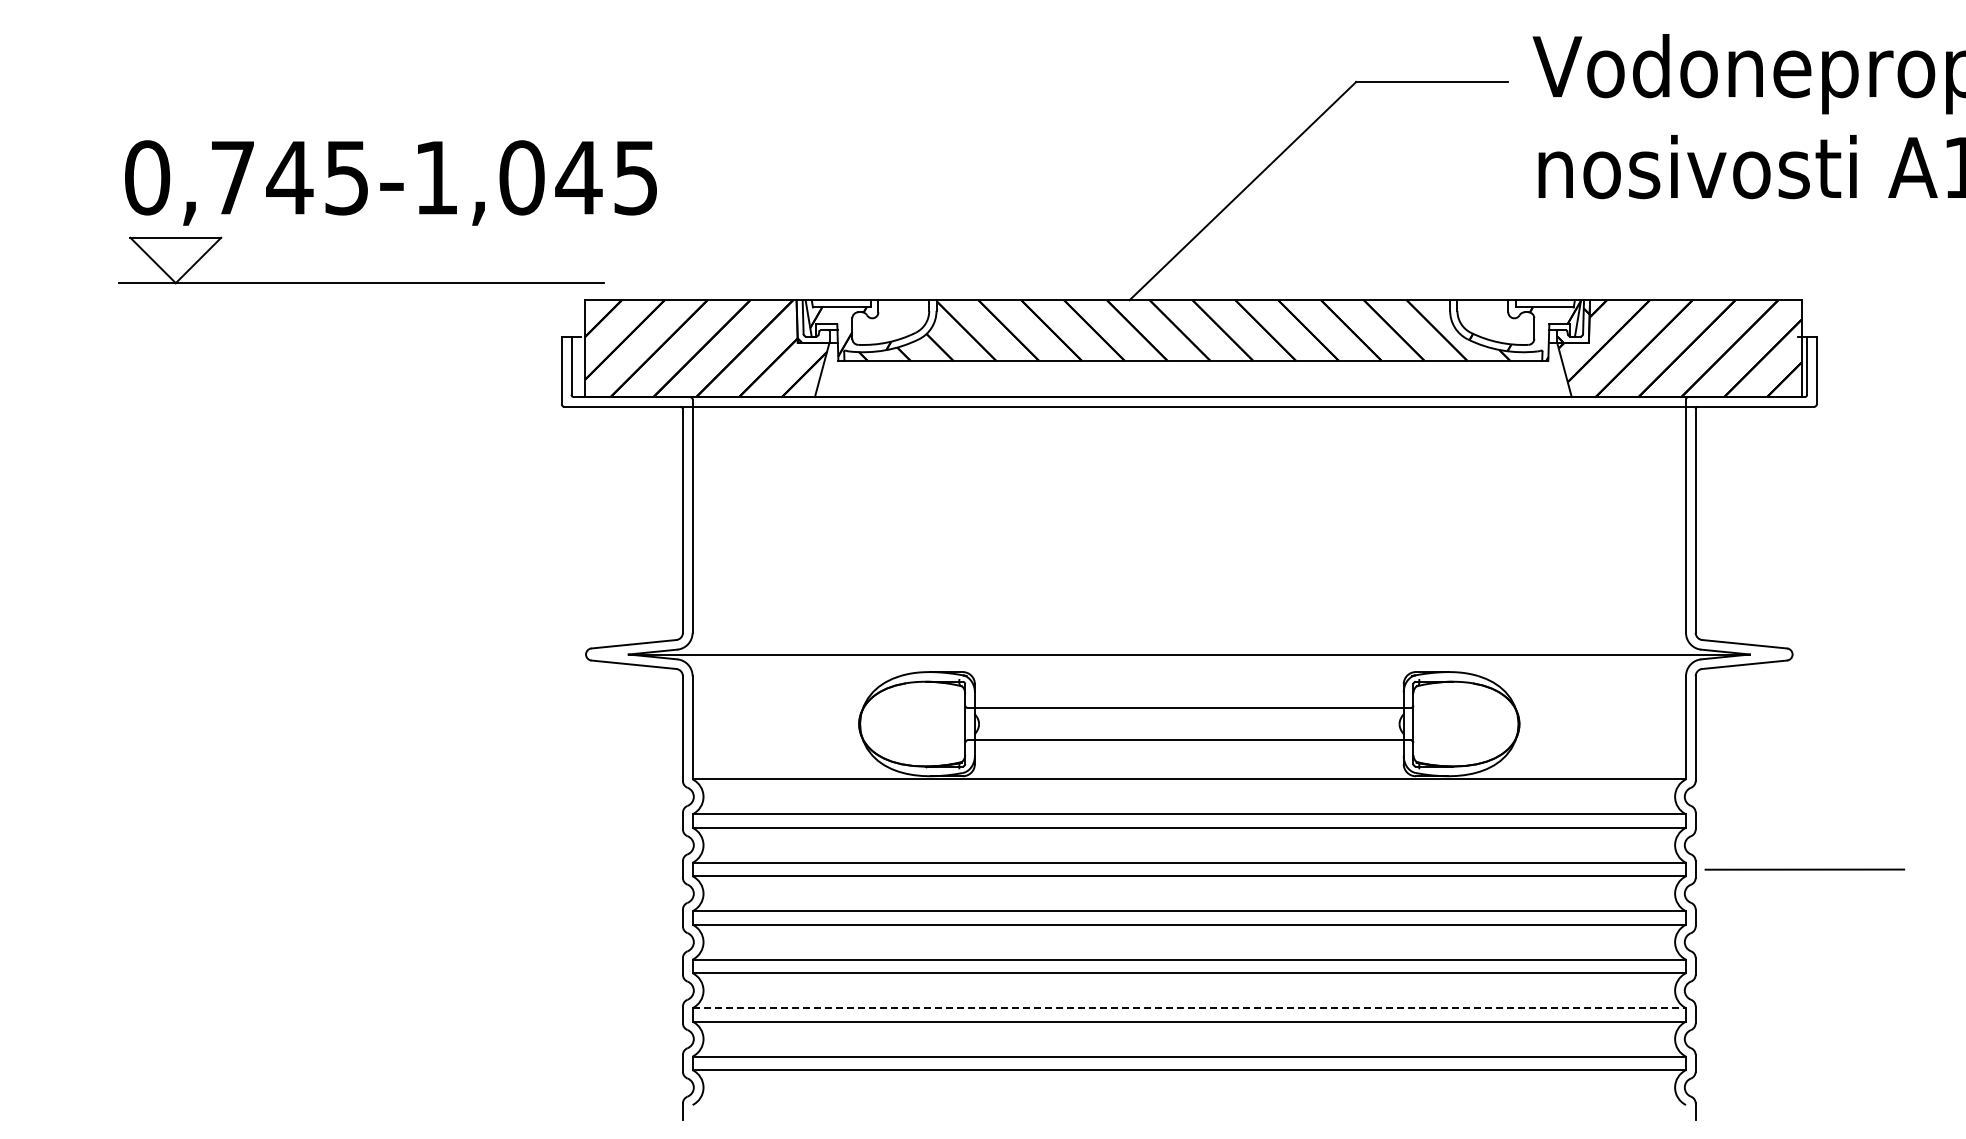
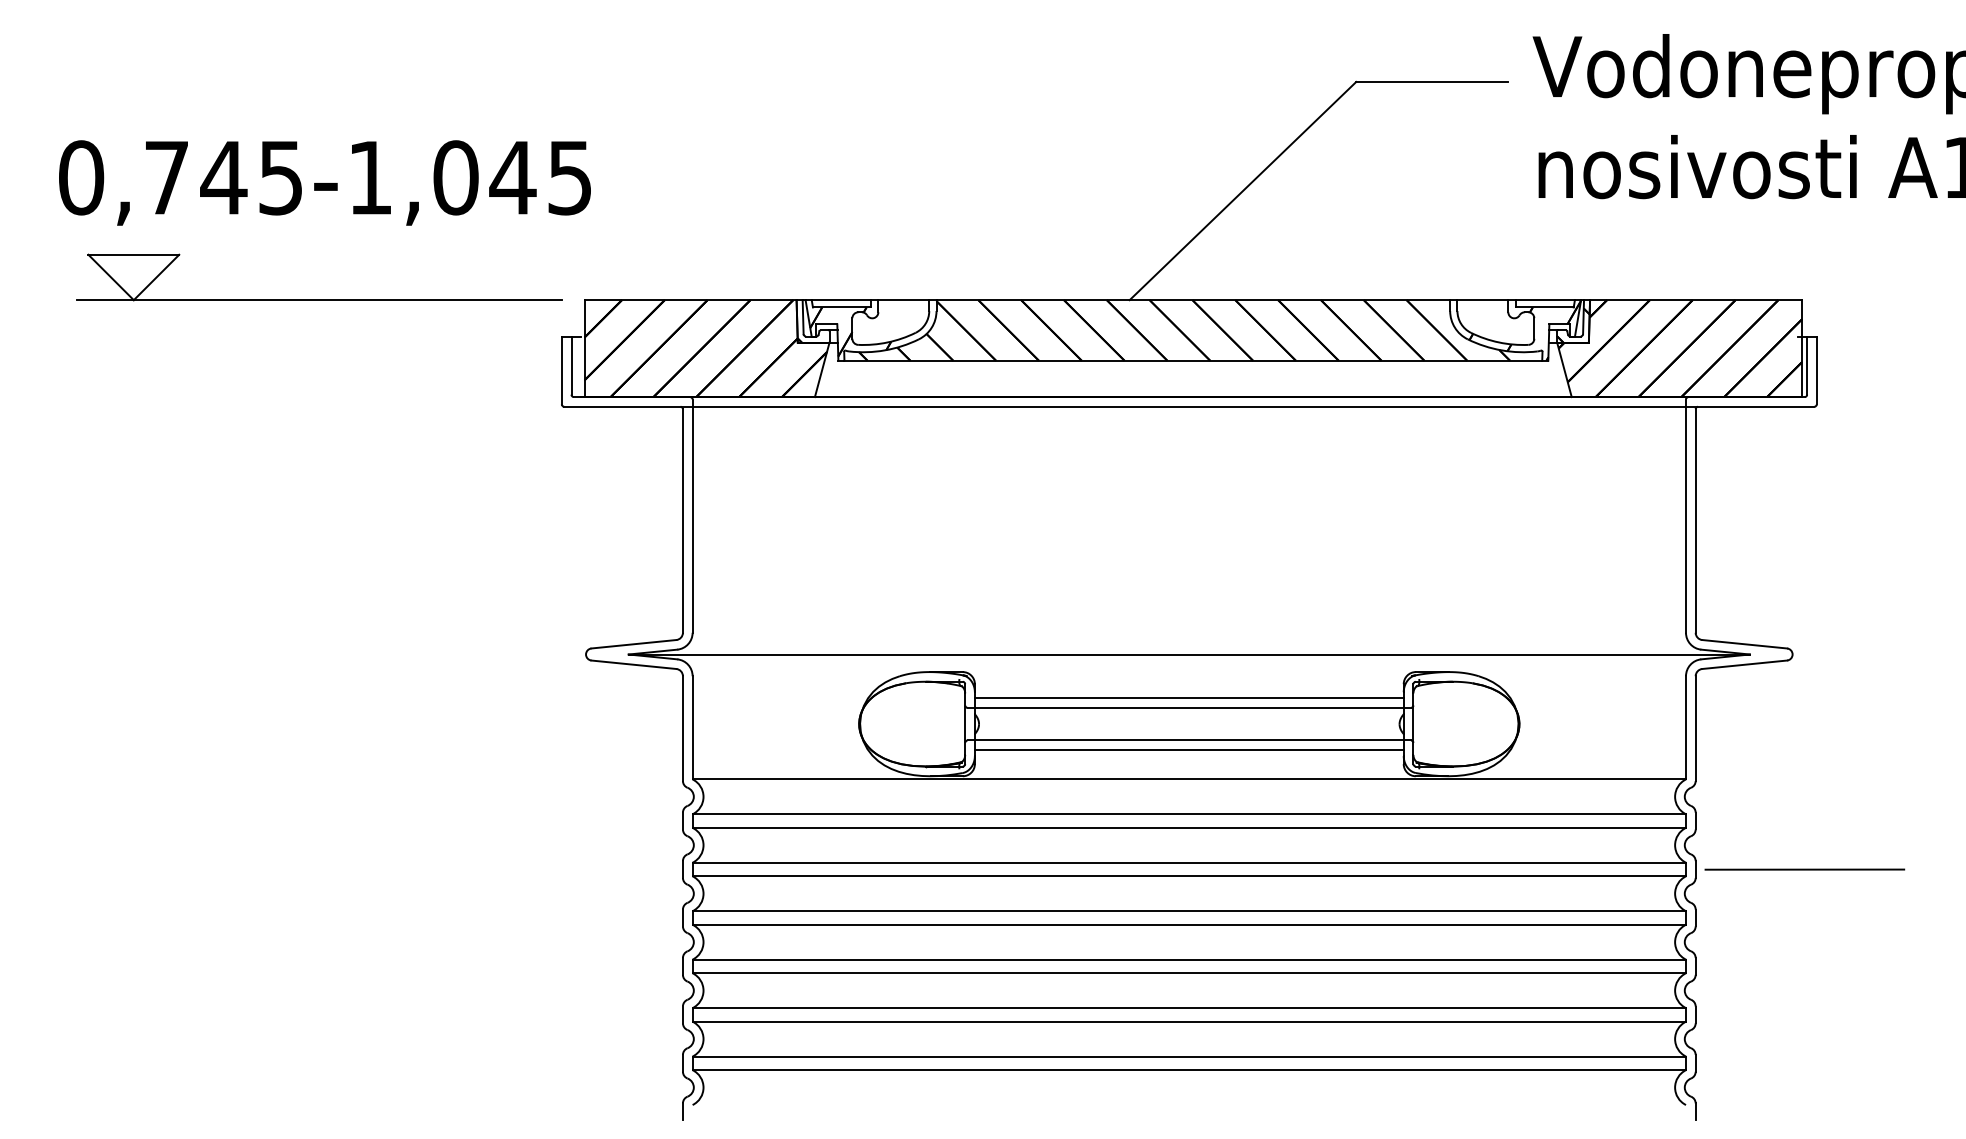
text position: (390, 182) -> (324, 182) (324, 182)
part position: (361, 282) -> (319, 299) (319, 299)
line: none -> present (1188, 698)
line: none -> present (1188, 750)
line: dashed -> solid (1189, 1008)
